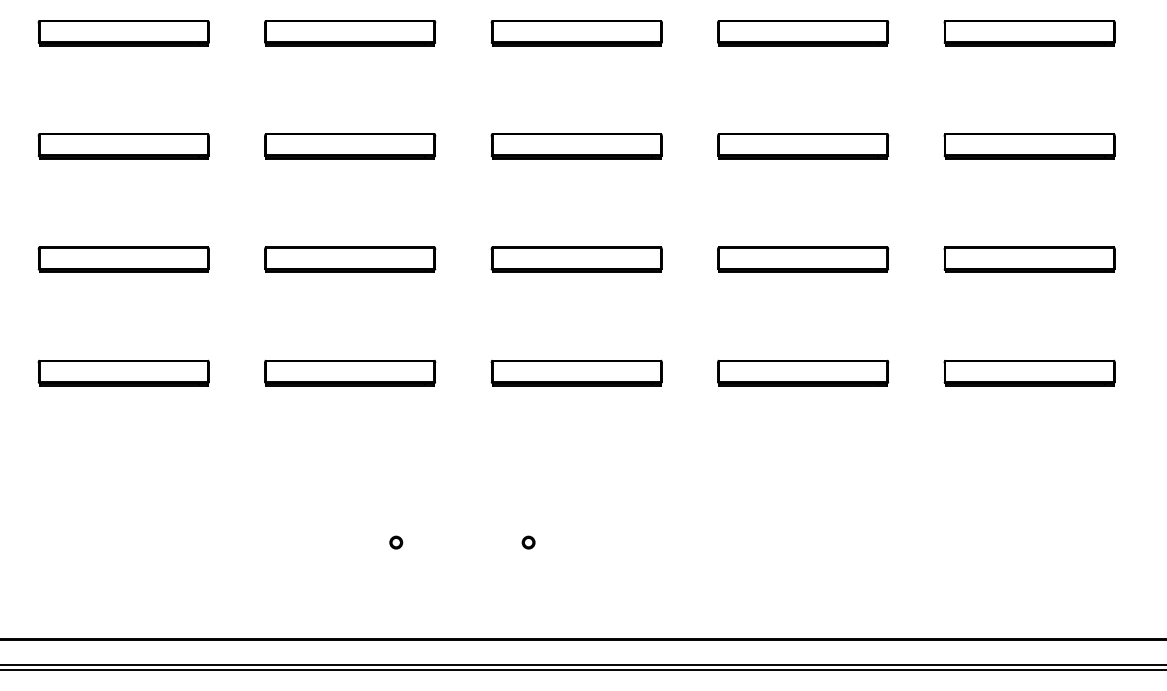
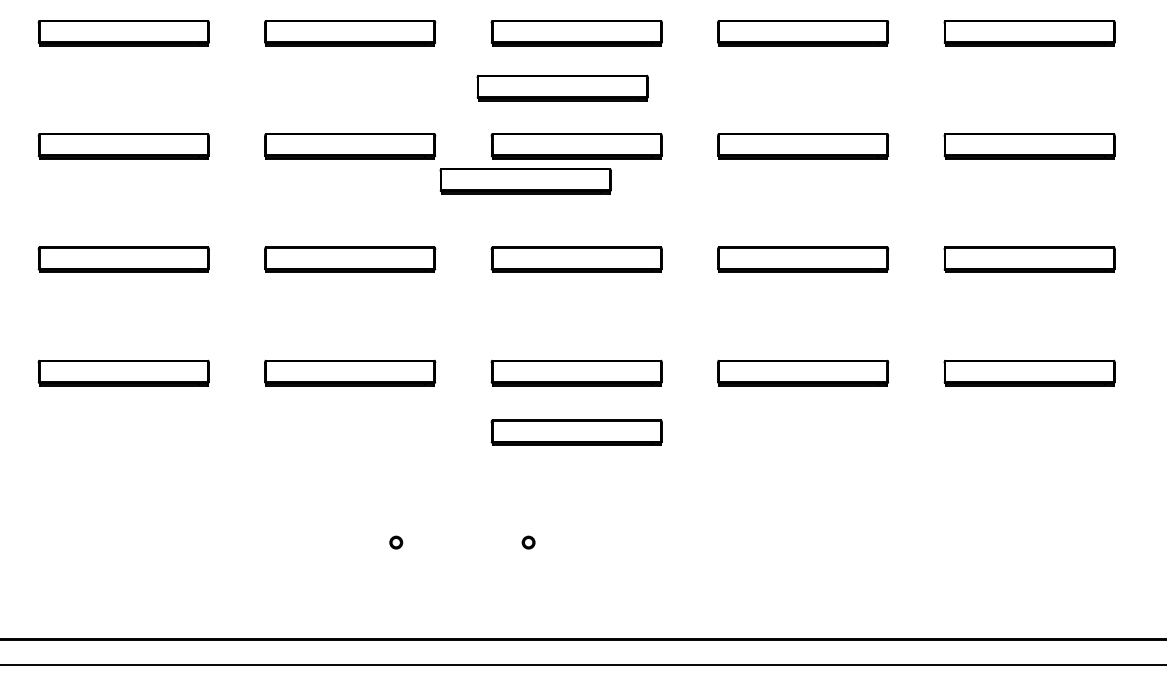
part: none -> present (562, 87)
part: none -> present (525, 181)
part: none -> present (576, 432)
line: present -> none (582, 670)
